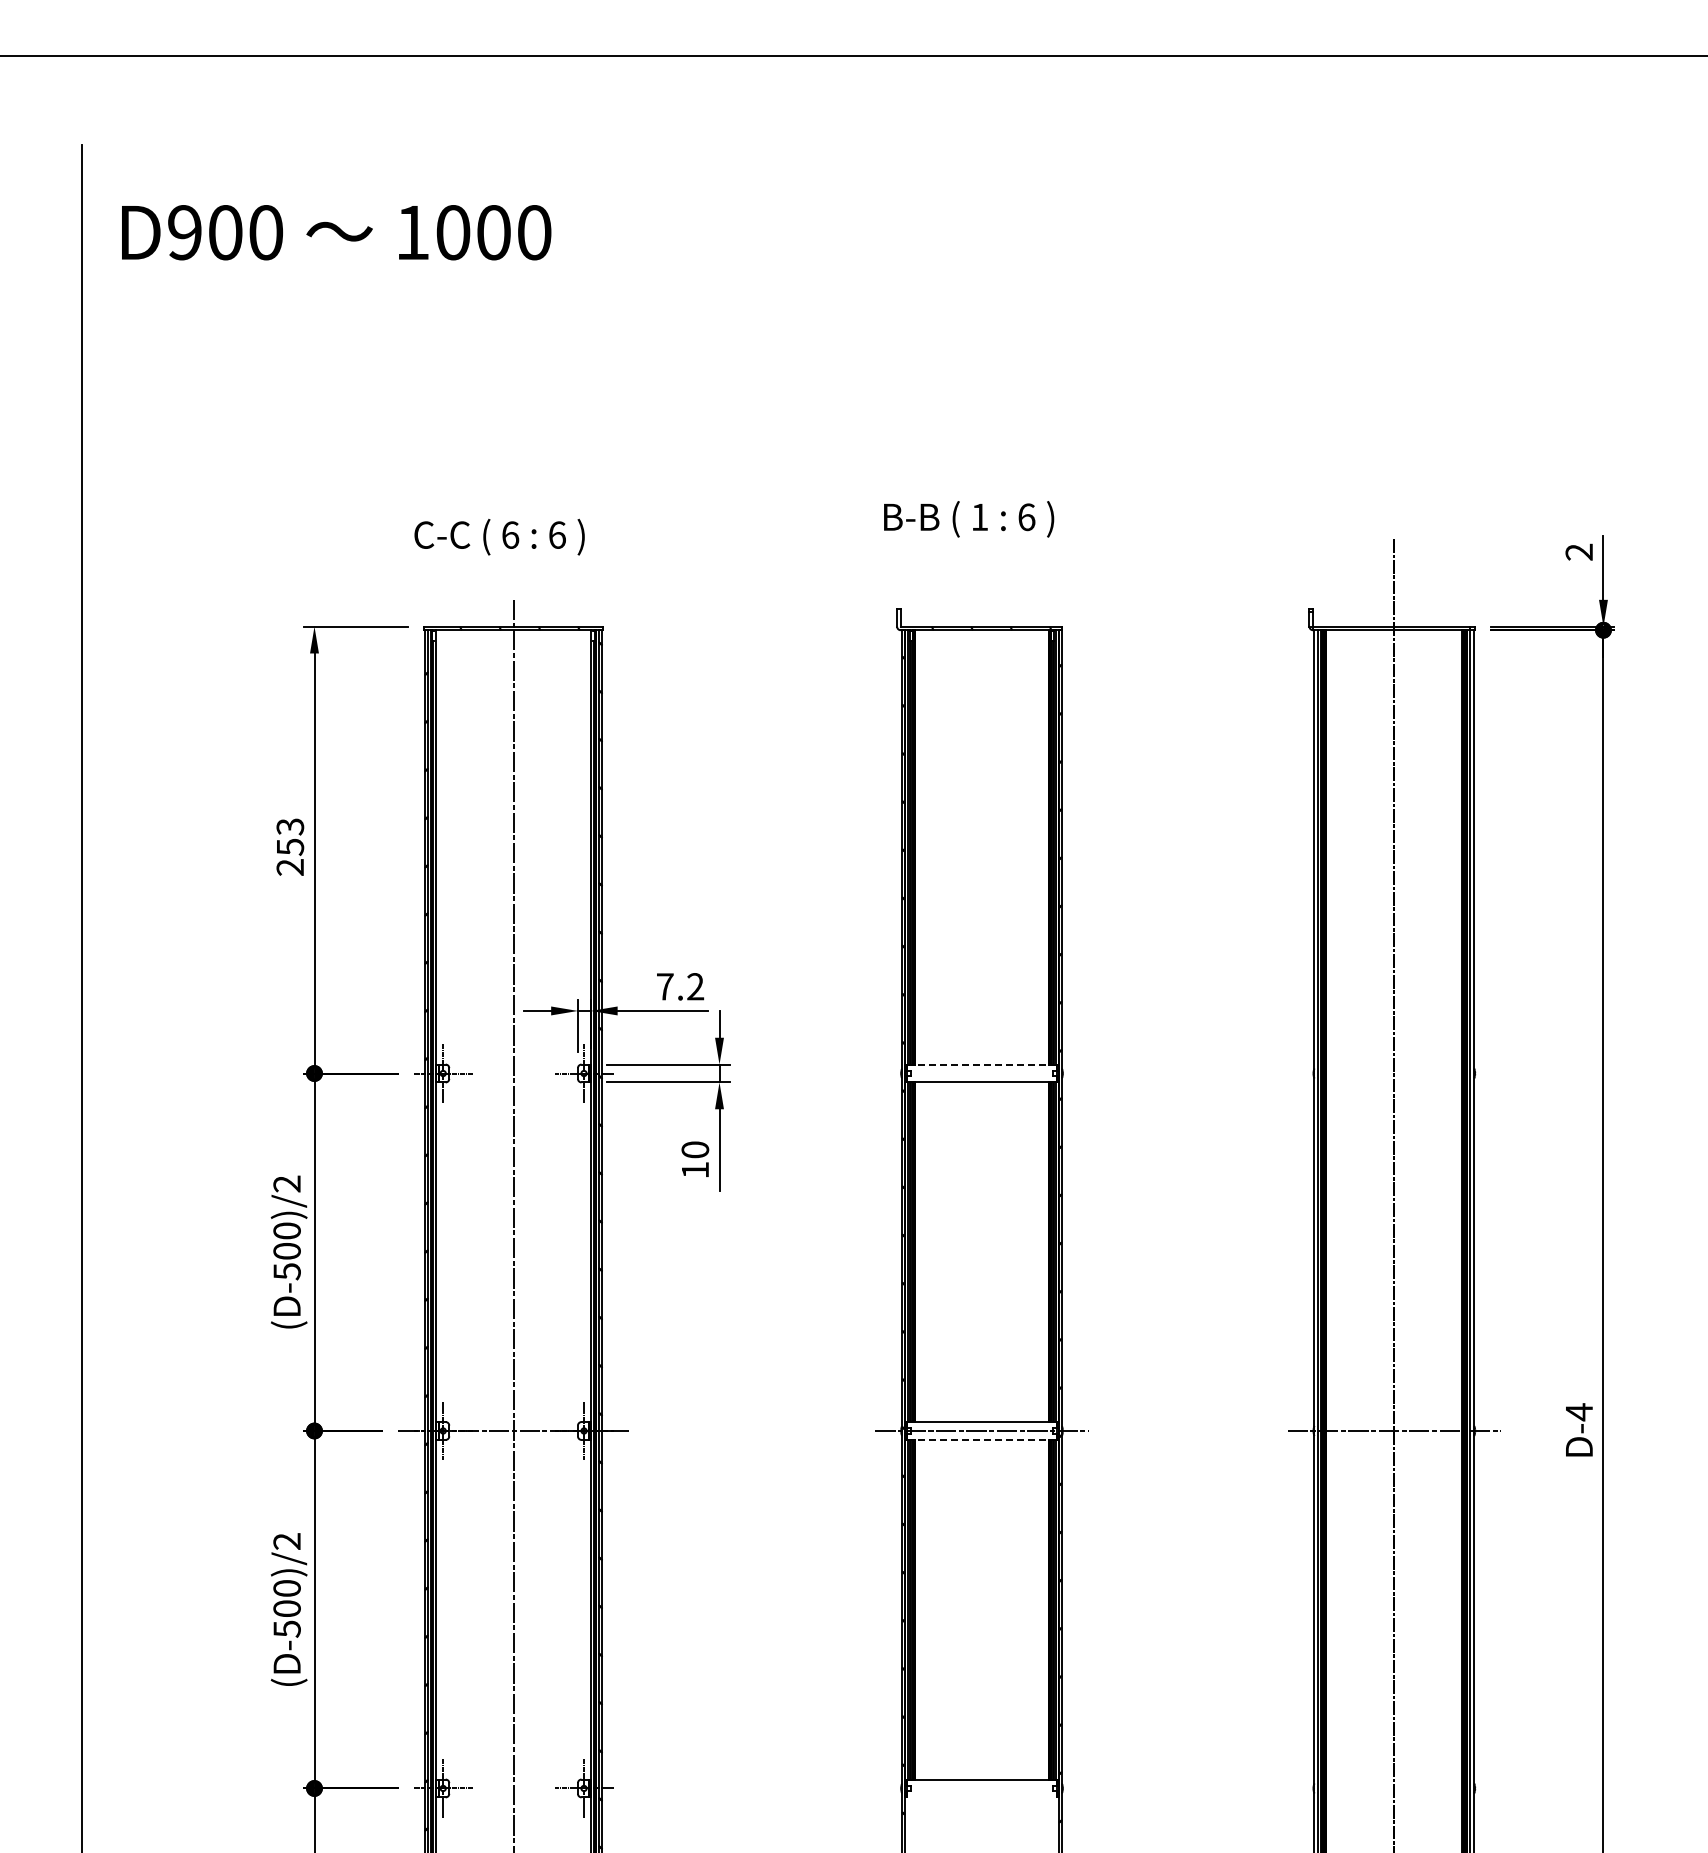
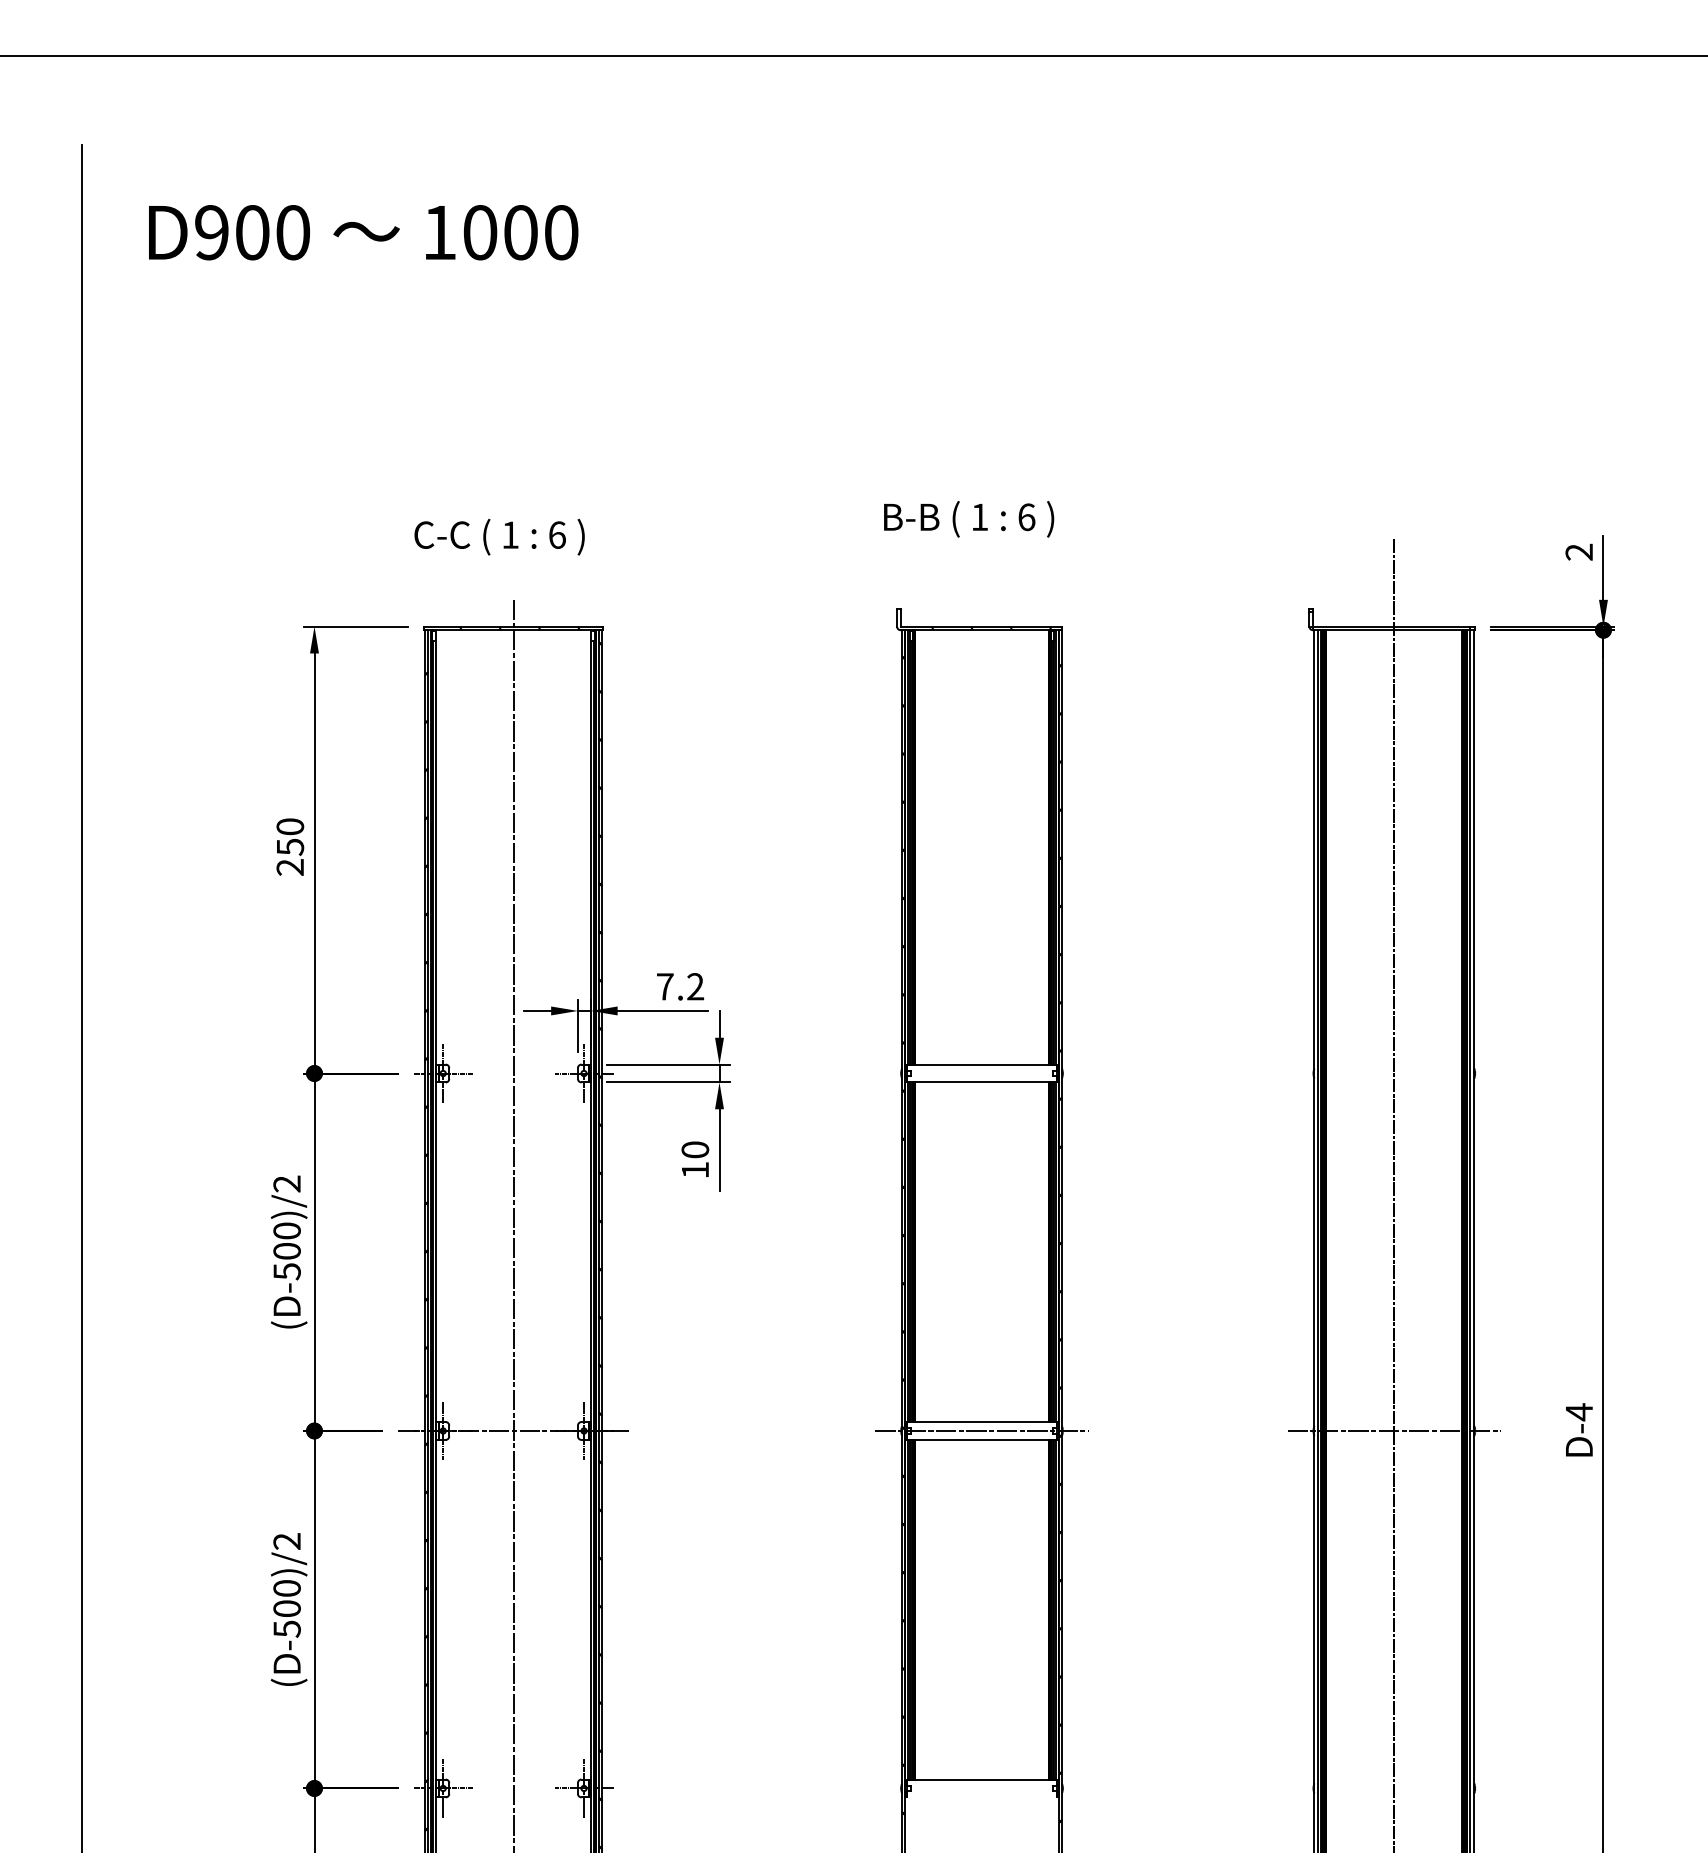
text position: (336, 232) -> (363, 232) (363, 232)
text: 6 -> 1 (510, 534)
text: 253 -> 250 (290, 826)
line: dashed -> solid (982, 1064)
line: dashed -> solid (982, 1439)
